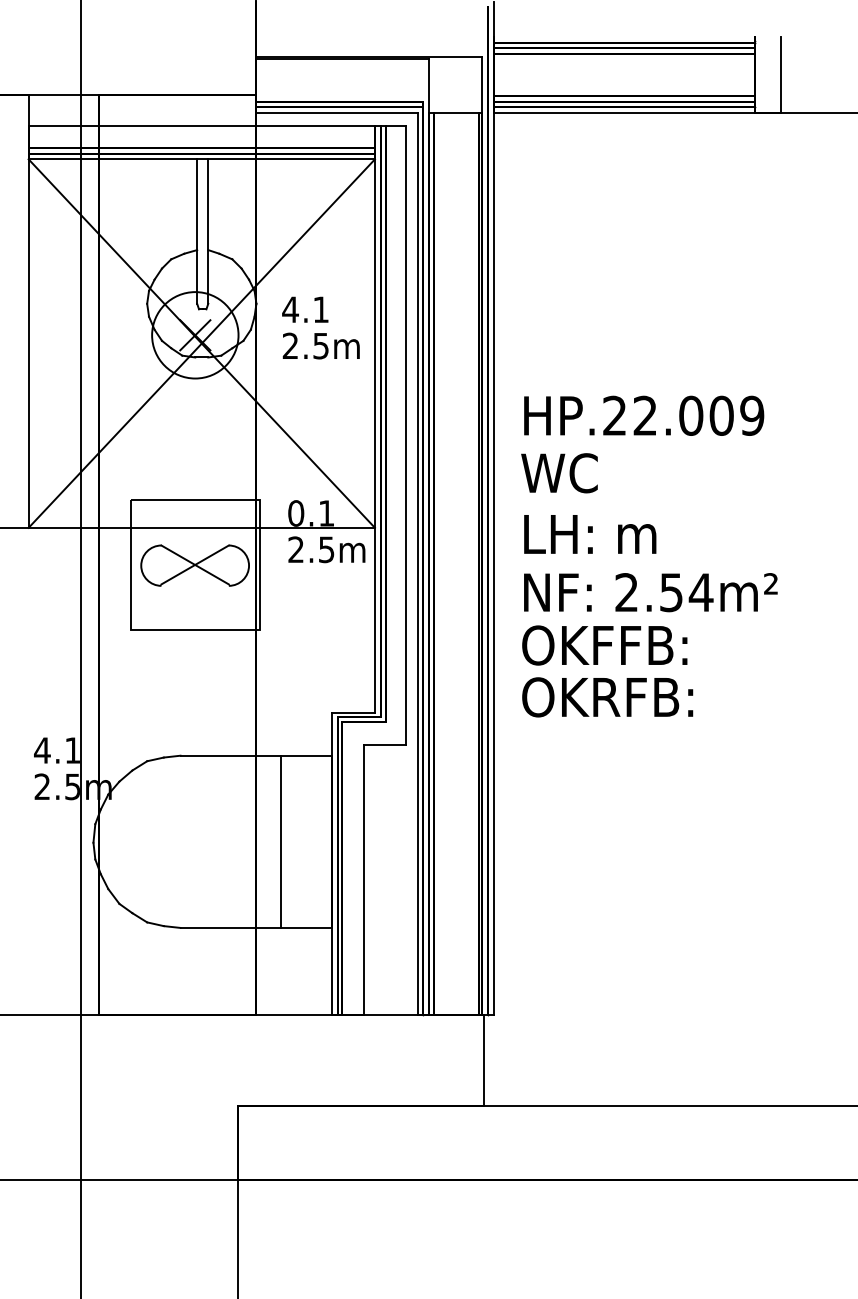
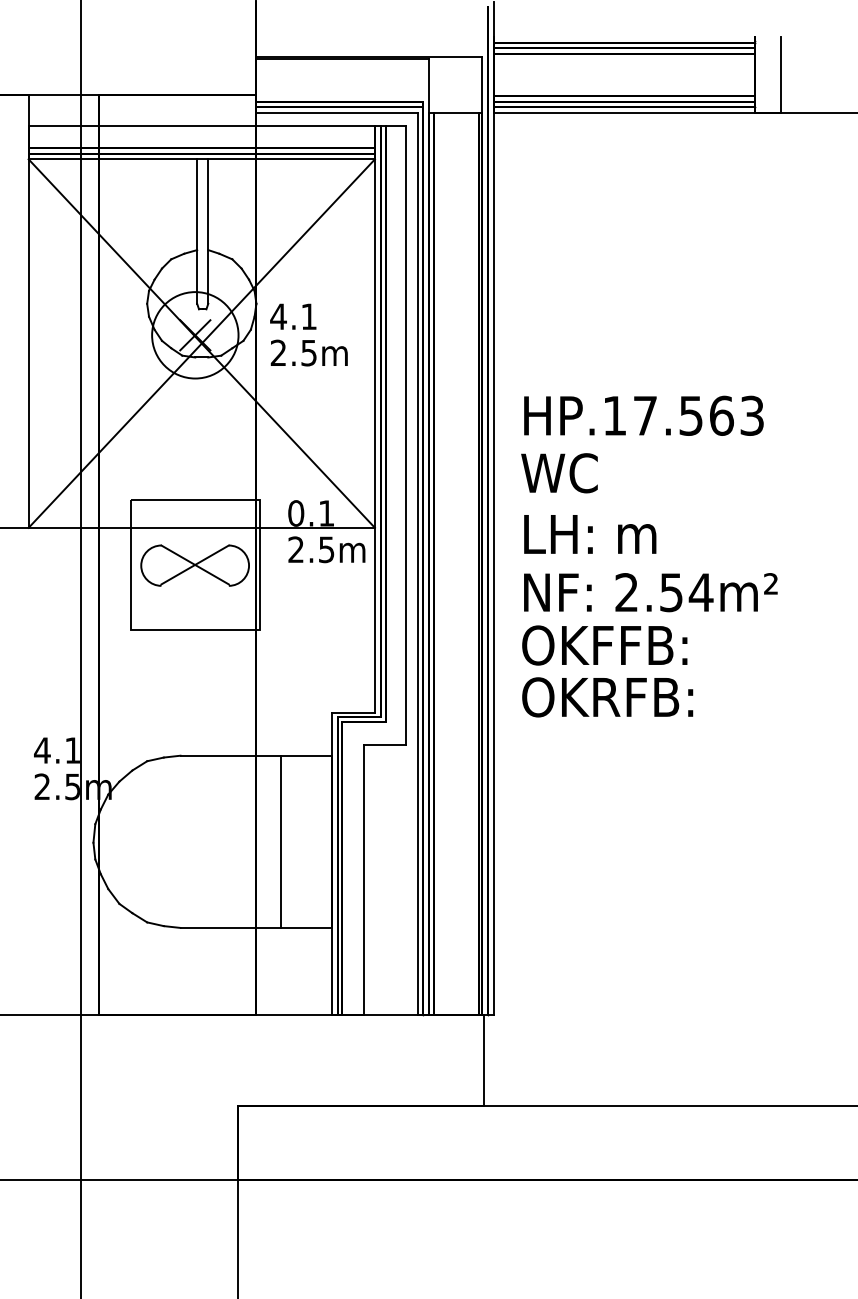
text position: (320, 327) -> (308, 334) (308, 334)
text: HP.22.009 -> HP.17.563 (683, 415)
